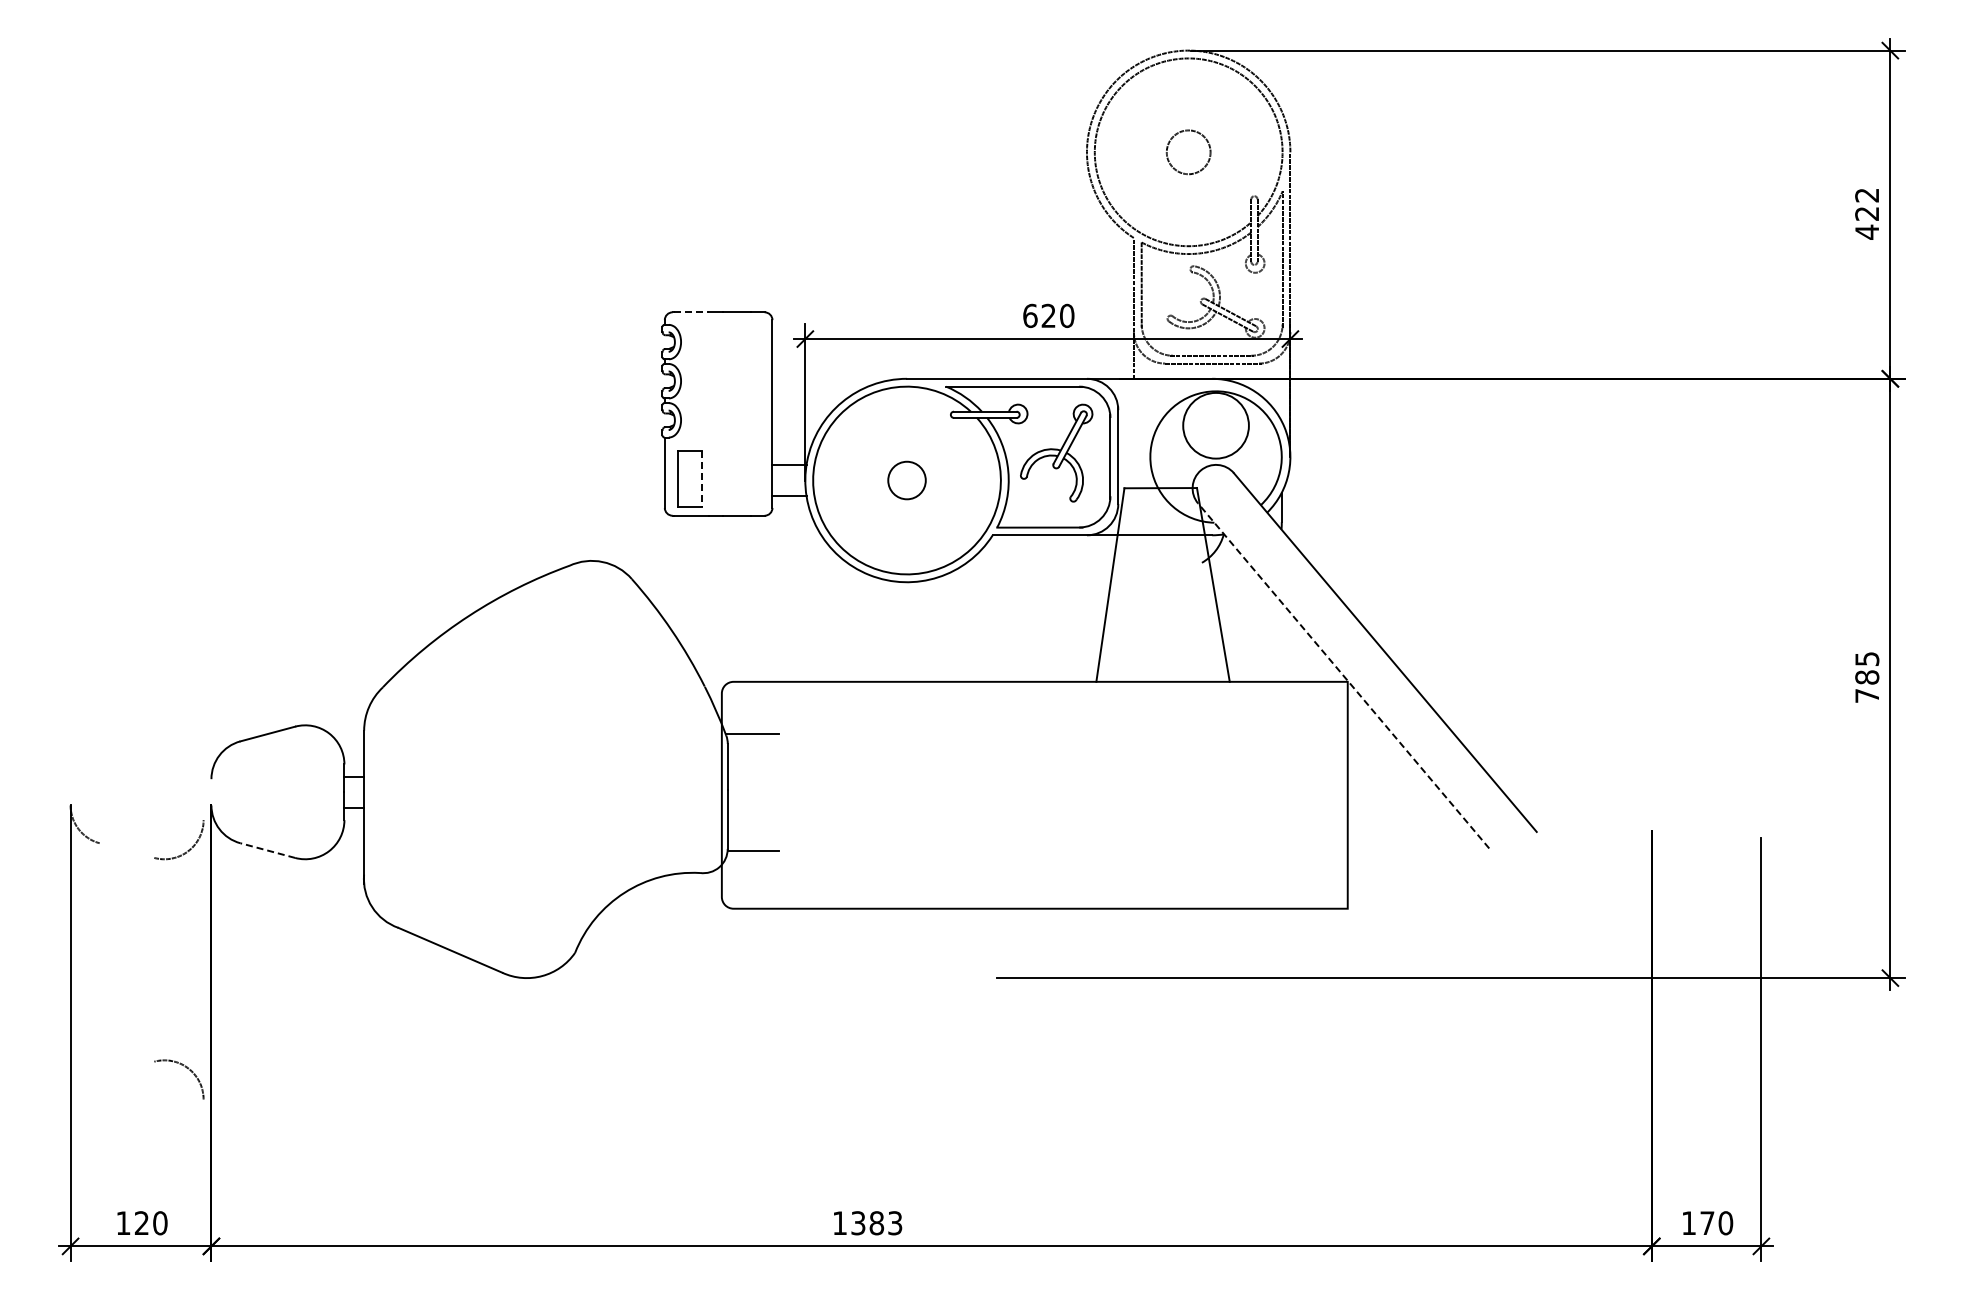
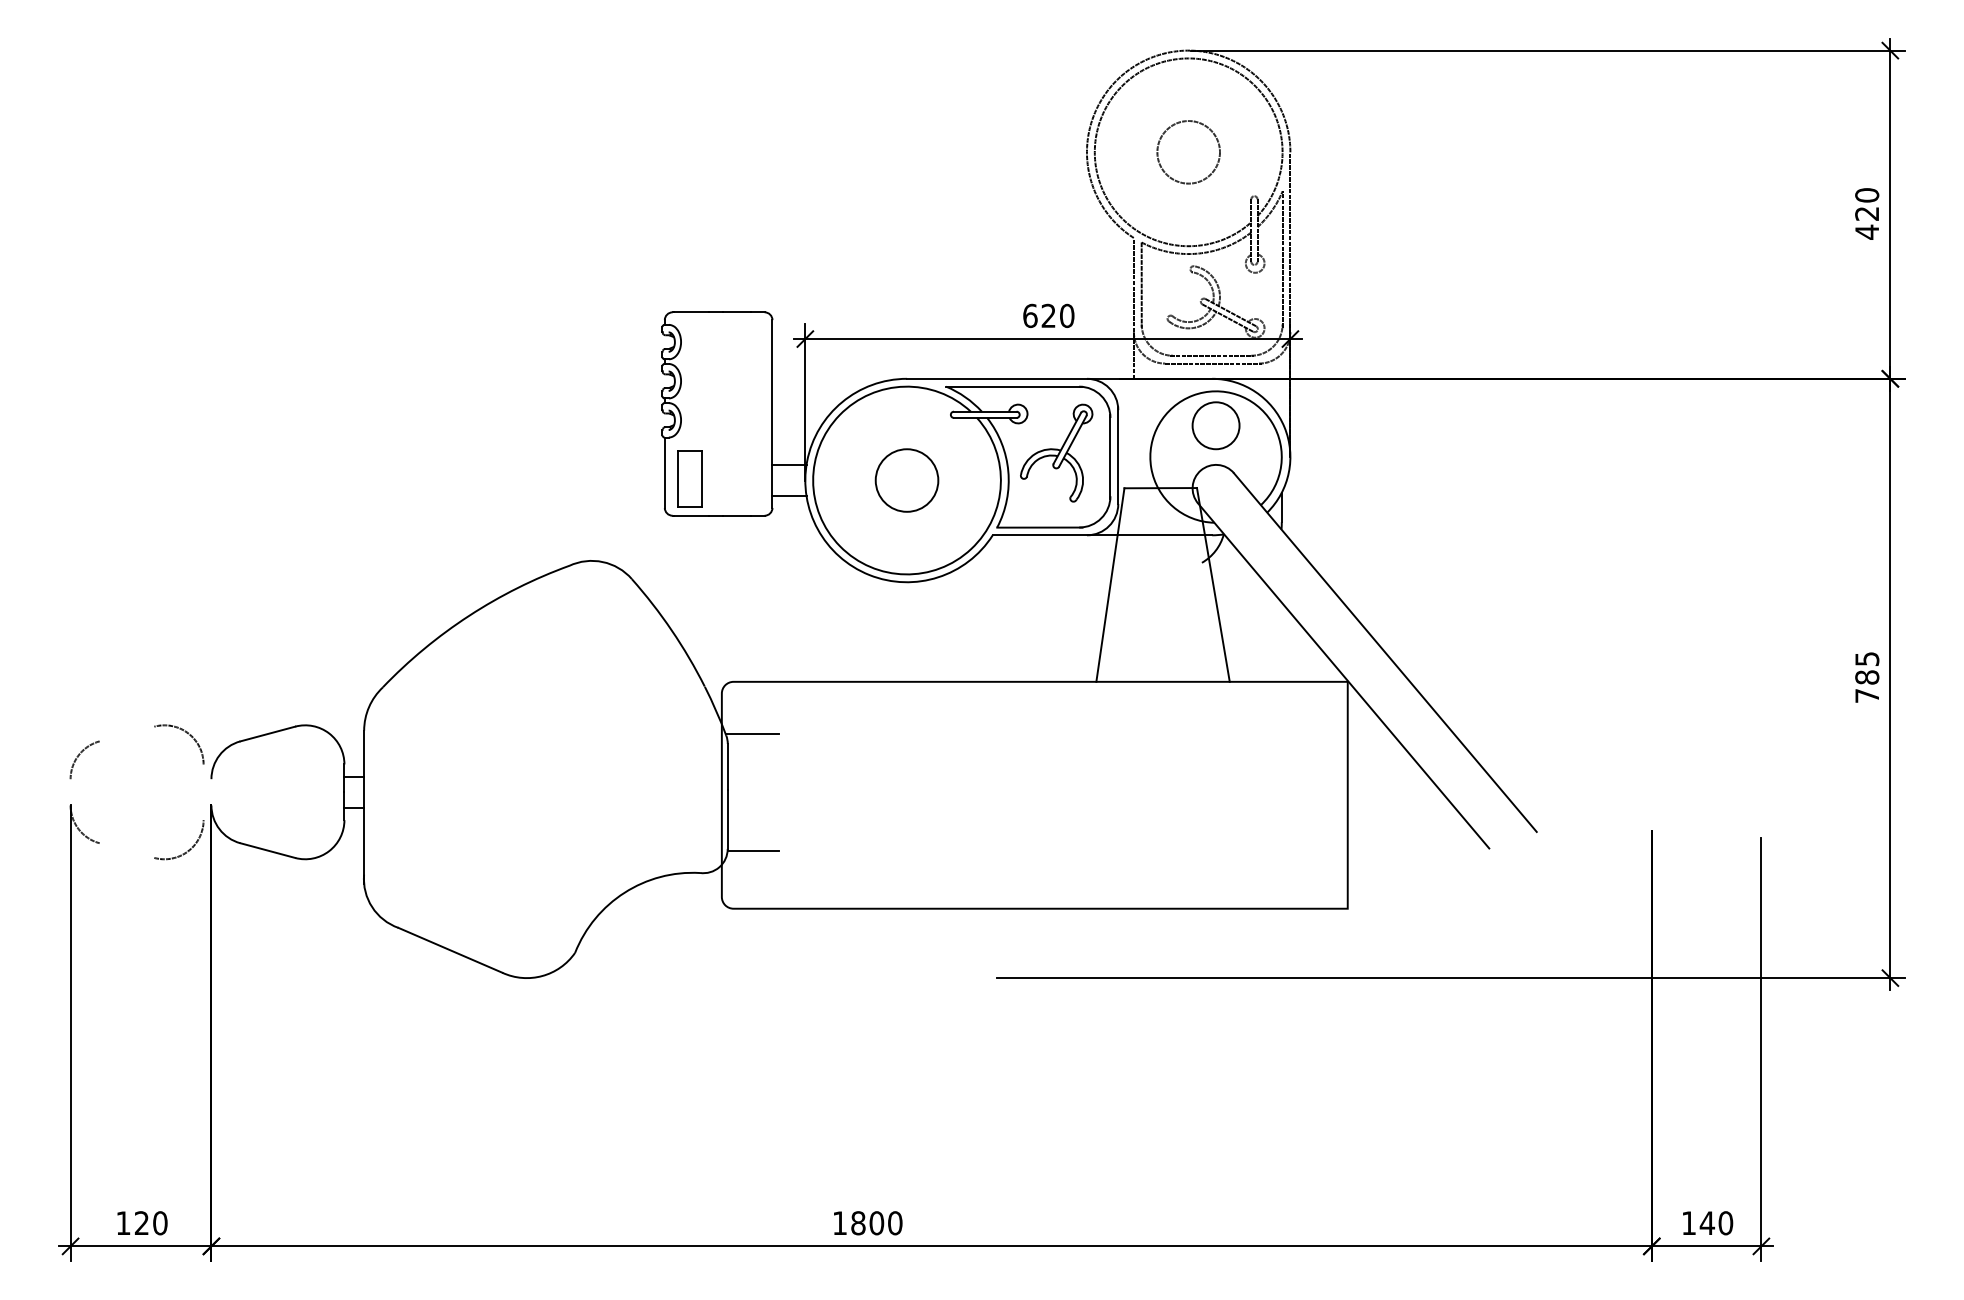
circle diameter: 44 px -> 63 px (1188, 152)
text: 422 -> 420 (1867, 195)
line: dashed -> solid (692, 312)
circle diameter: 66 px -> 47 px (1215, 425)
line: dashed -> solid (702, 479)
circle diameter: 38 px -> 63 px (906, 480)
line: dashed -> solid (1343, 676)
arc: none -> present (79, 756)
line: dashed -> solid (267, 850)
arc position: (186, 1068) -> (186, 733) (186, 733)
text: 170 -> 140 (1707, 1222)
text: 1383 -> 1800 (876, 1223)
